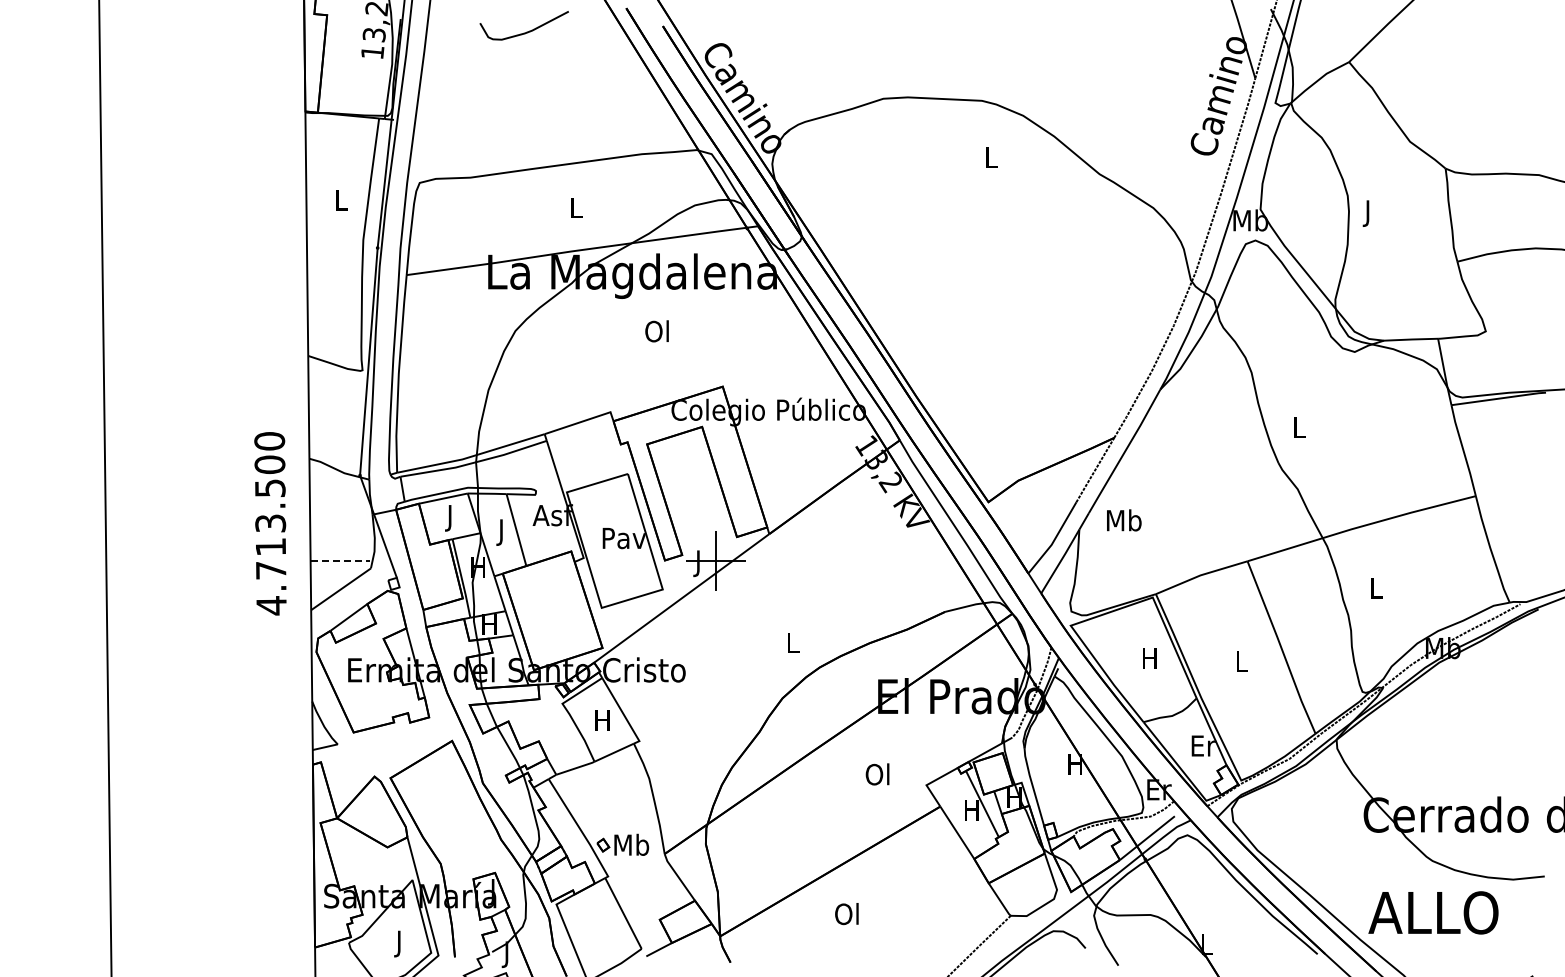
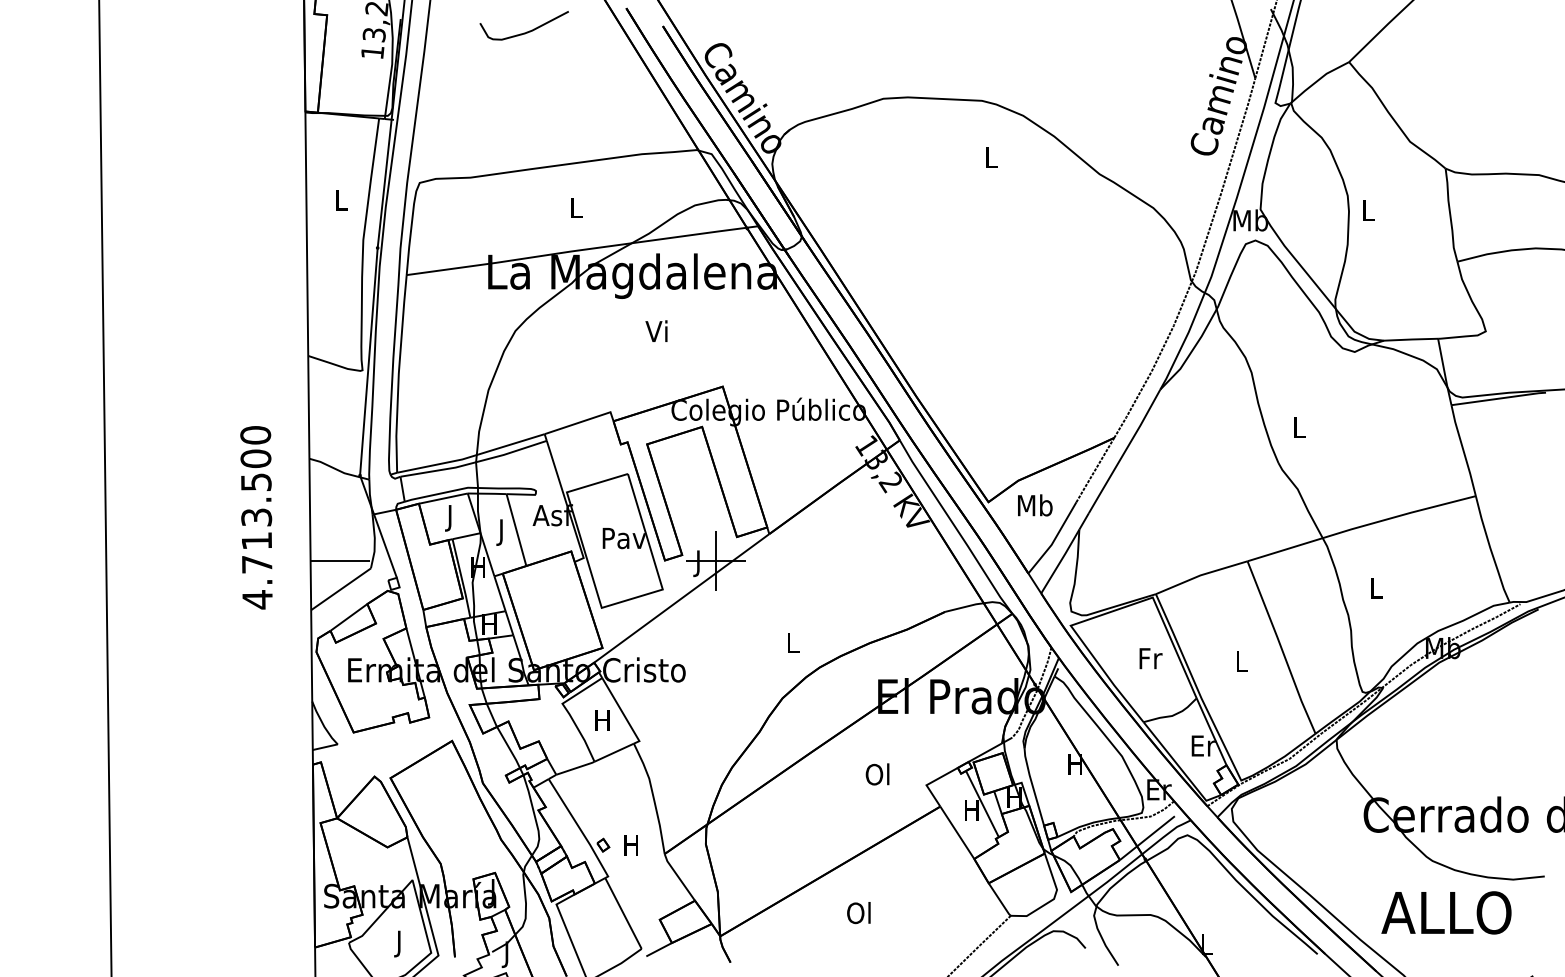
text: J -> L (1368, 213)
text: Ol -> Vi (656, 331)
text position: (1124, 520) -> (1035, 505) (1035, 505)
text position: (270, 523) -> (256, 517) (256, 517)
line: dashed -> solid (340, 561)
text: H -> Fr (1150, 658)
text: Mb -> H (631, 844)
text position: (1433, 912) -> (1446, 912) (1446, 912)
text position: (846, 914) -> (858, 913) (858, 913)
